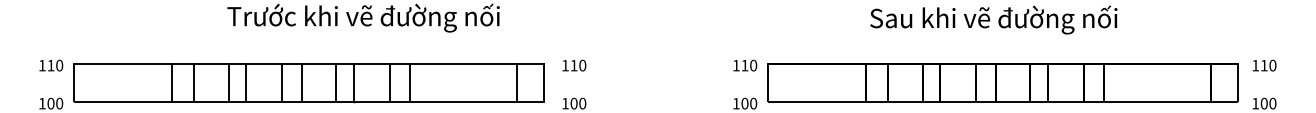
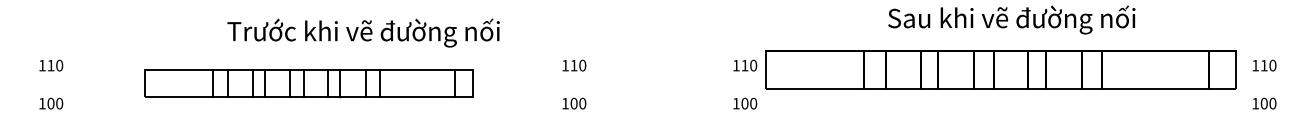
text position: (363, 17) -> (363, 32) (363, 32)
text position: (993, 19) -> (1011, 19) (1011, 19)
part position: (1002, 82) -> (1000, 69) (1000, 69)
part size: 472x41 px -> 330x30 px (308, 83)
